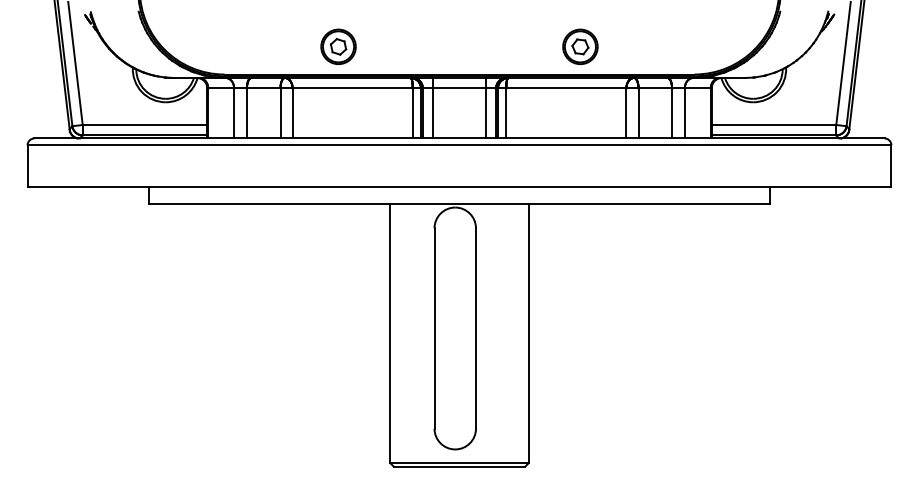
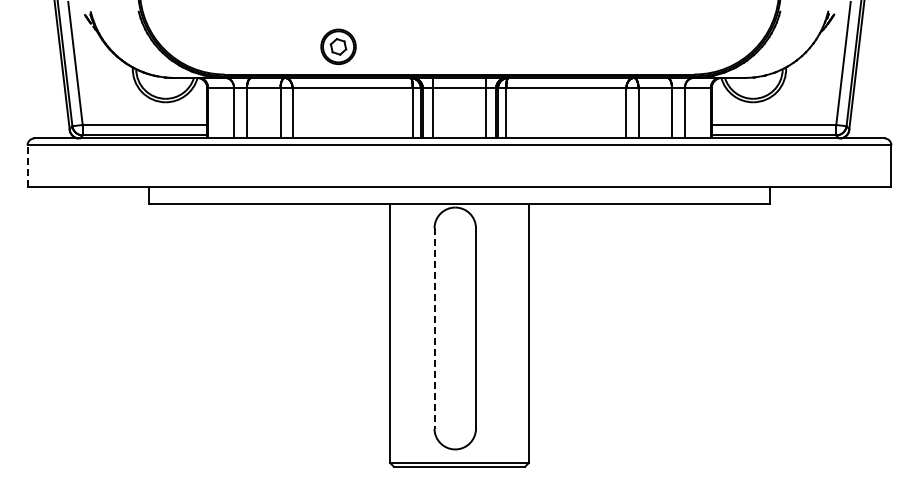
part: present -> none (580, 46)
line: solid -> dashed (27, 166)
line: solid -> dashed (434, 329)
